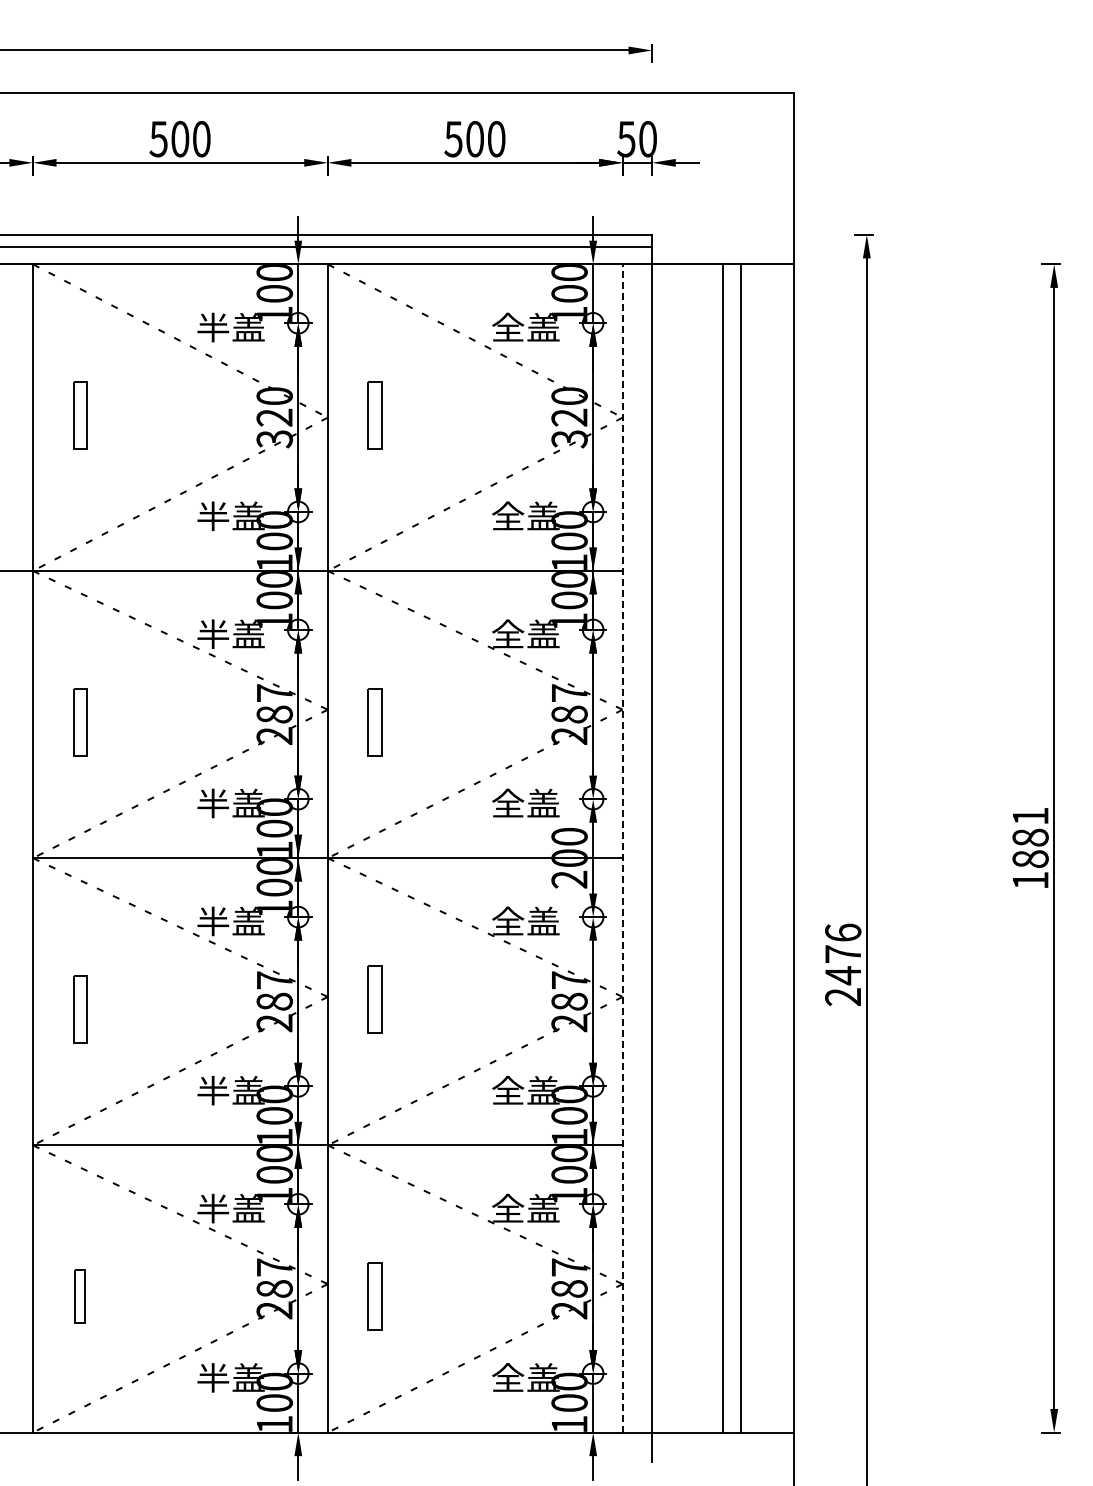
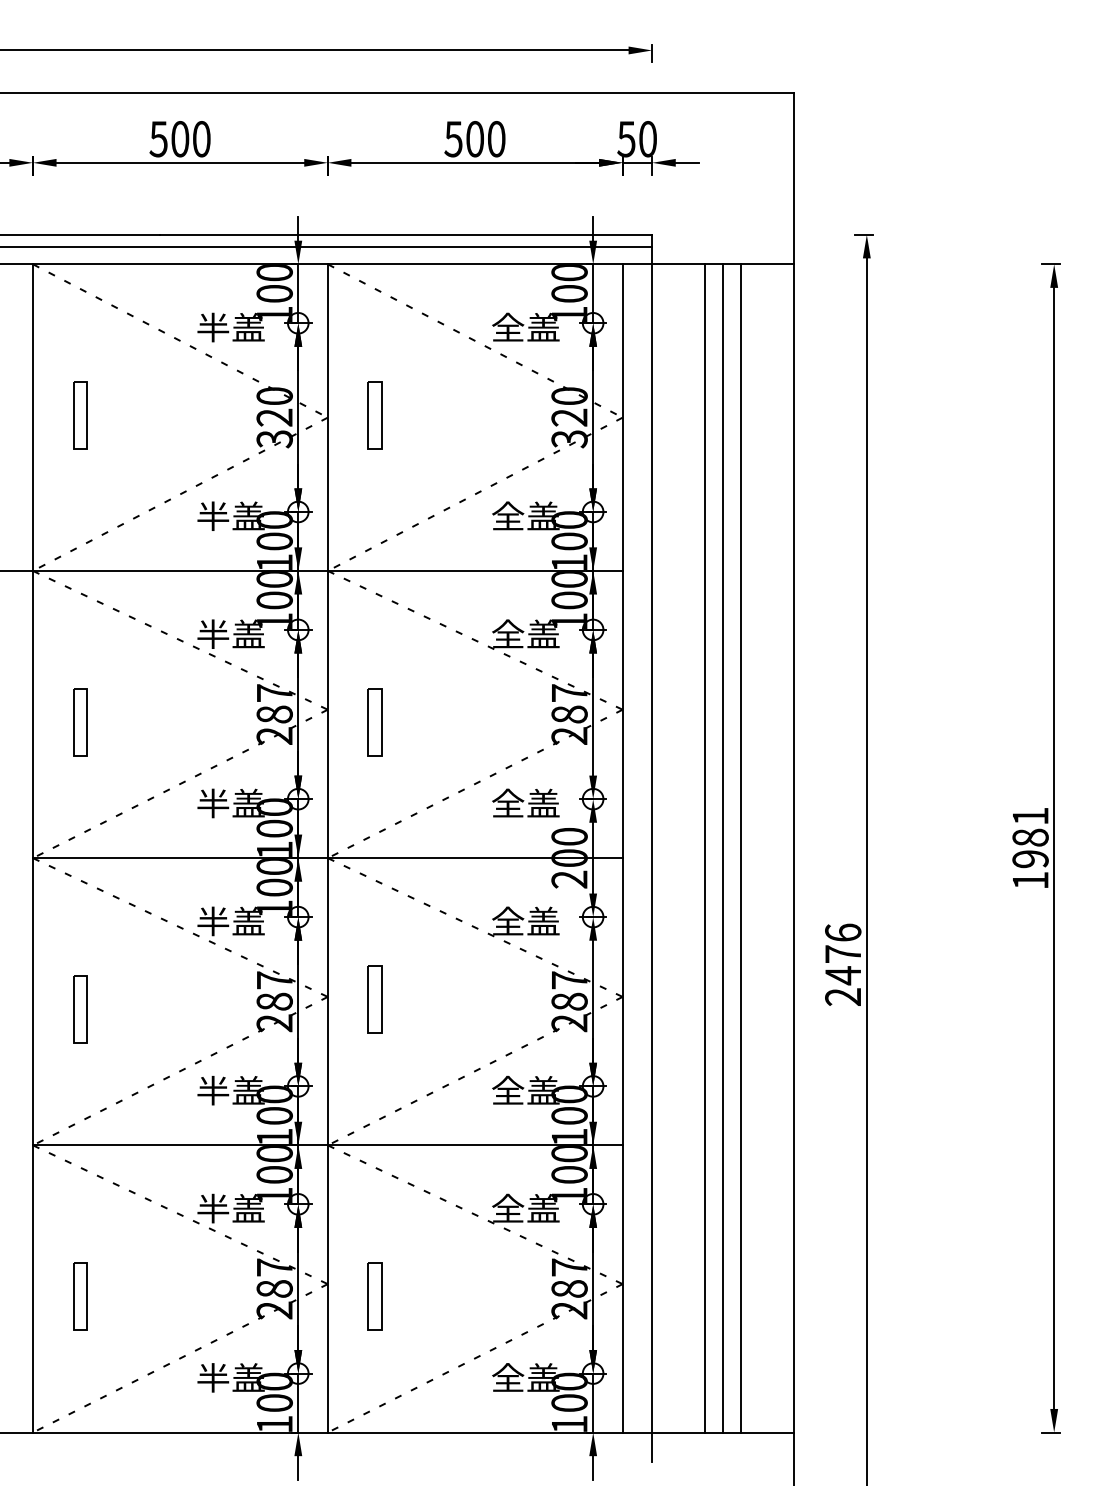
line: dashed -> solid (622, 847)
line: none -> present (705, 848)
text: 1881 -> 1981 (1030, 859)
part size: 12x55 px -> 15x69 px (80, 1296)
